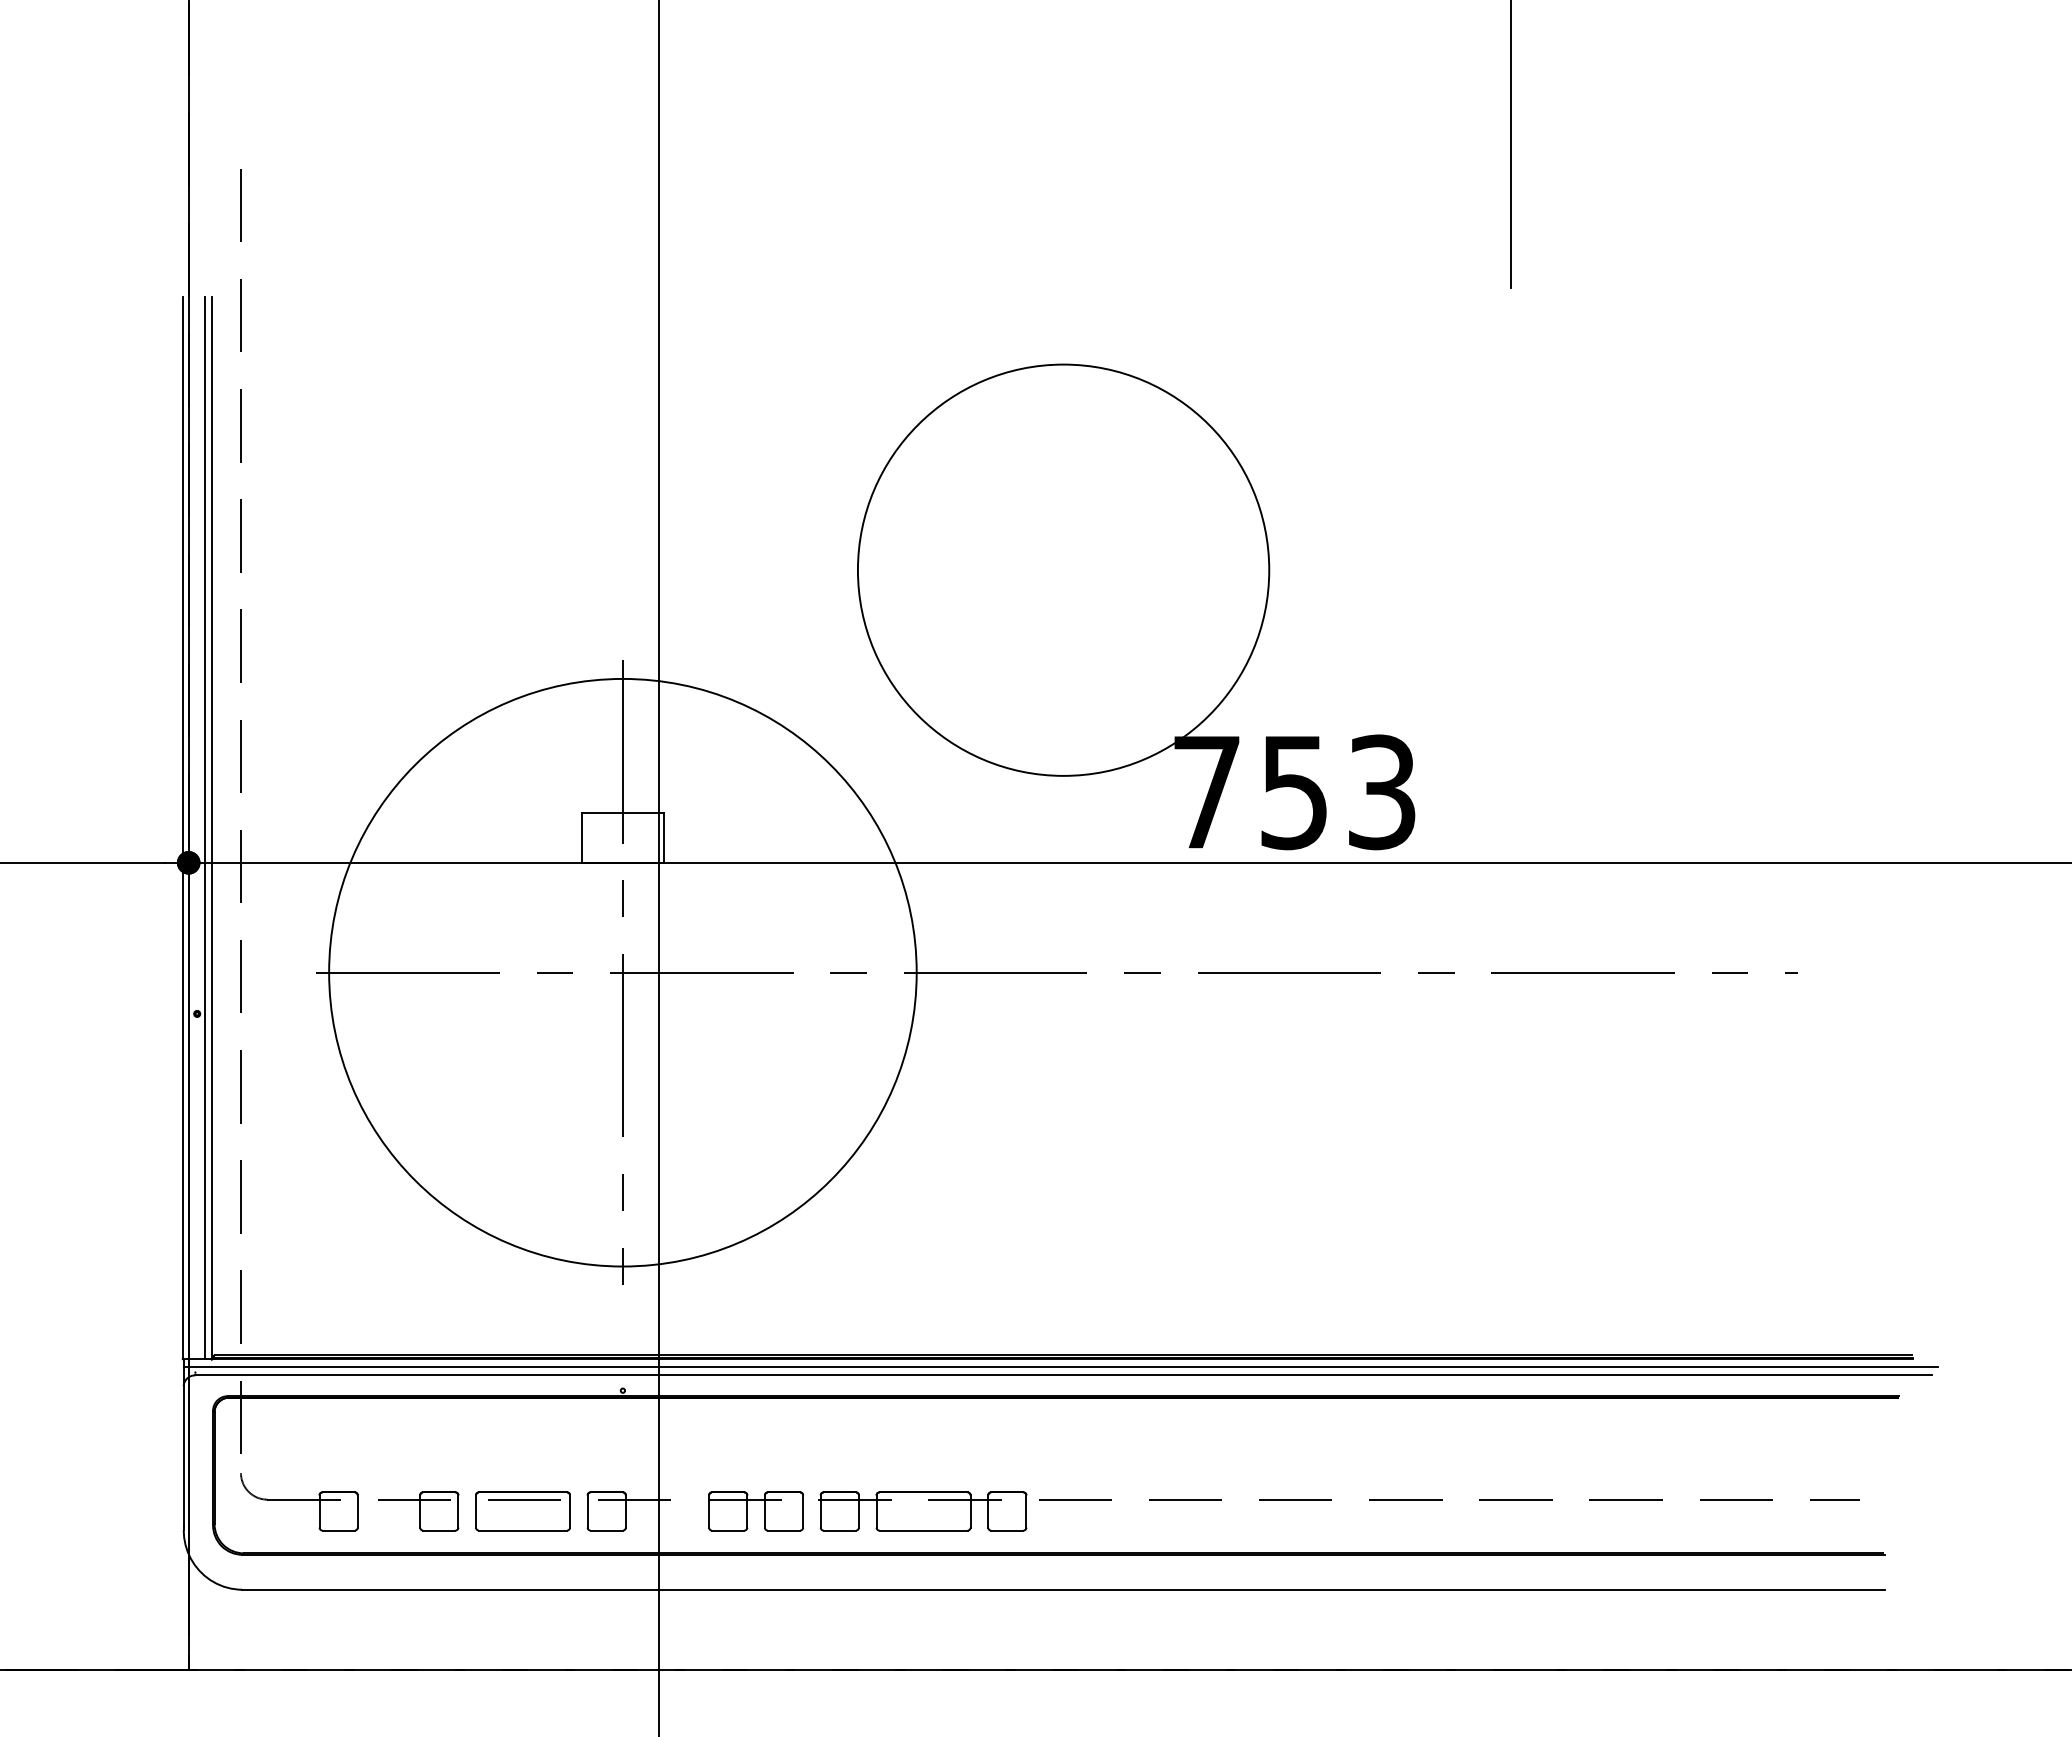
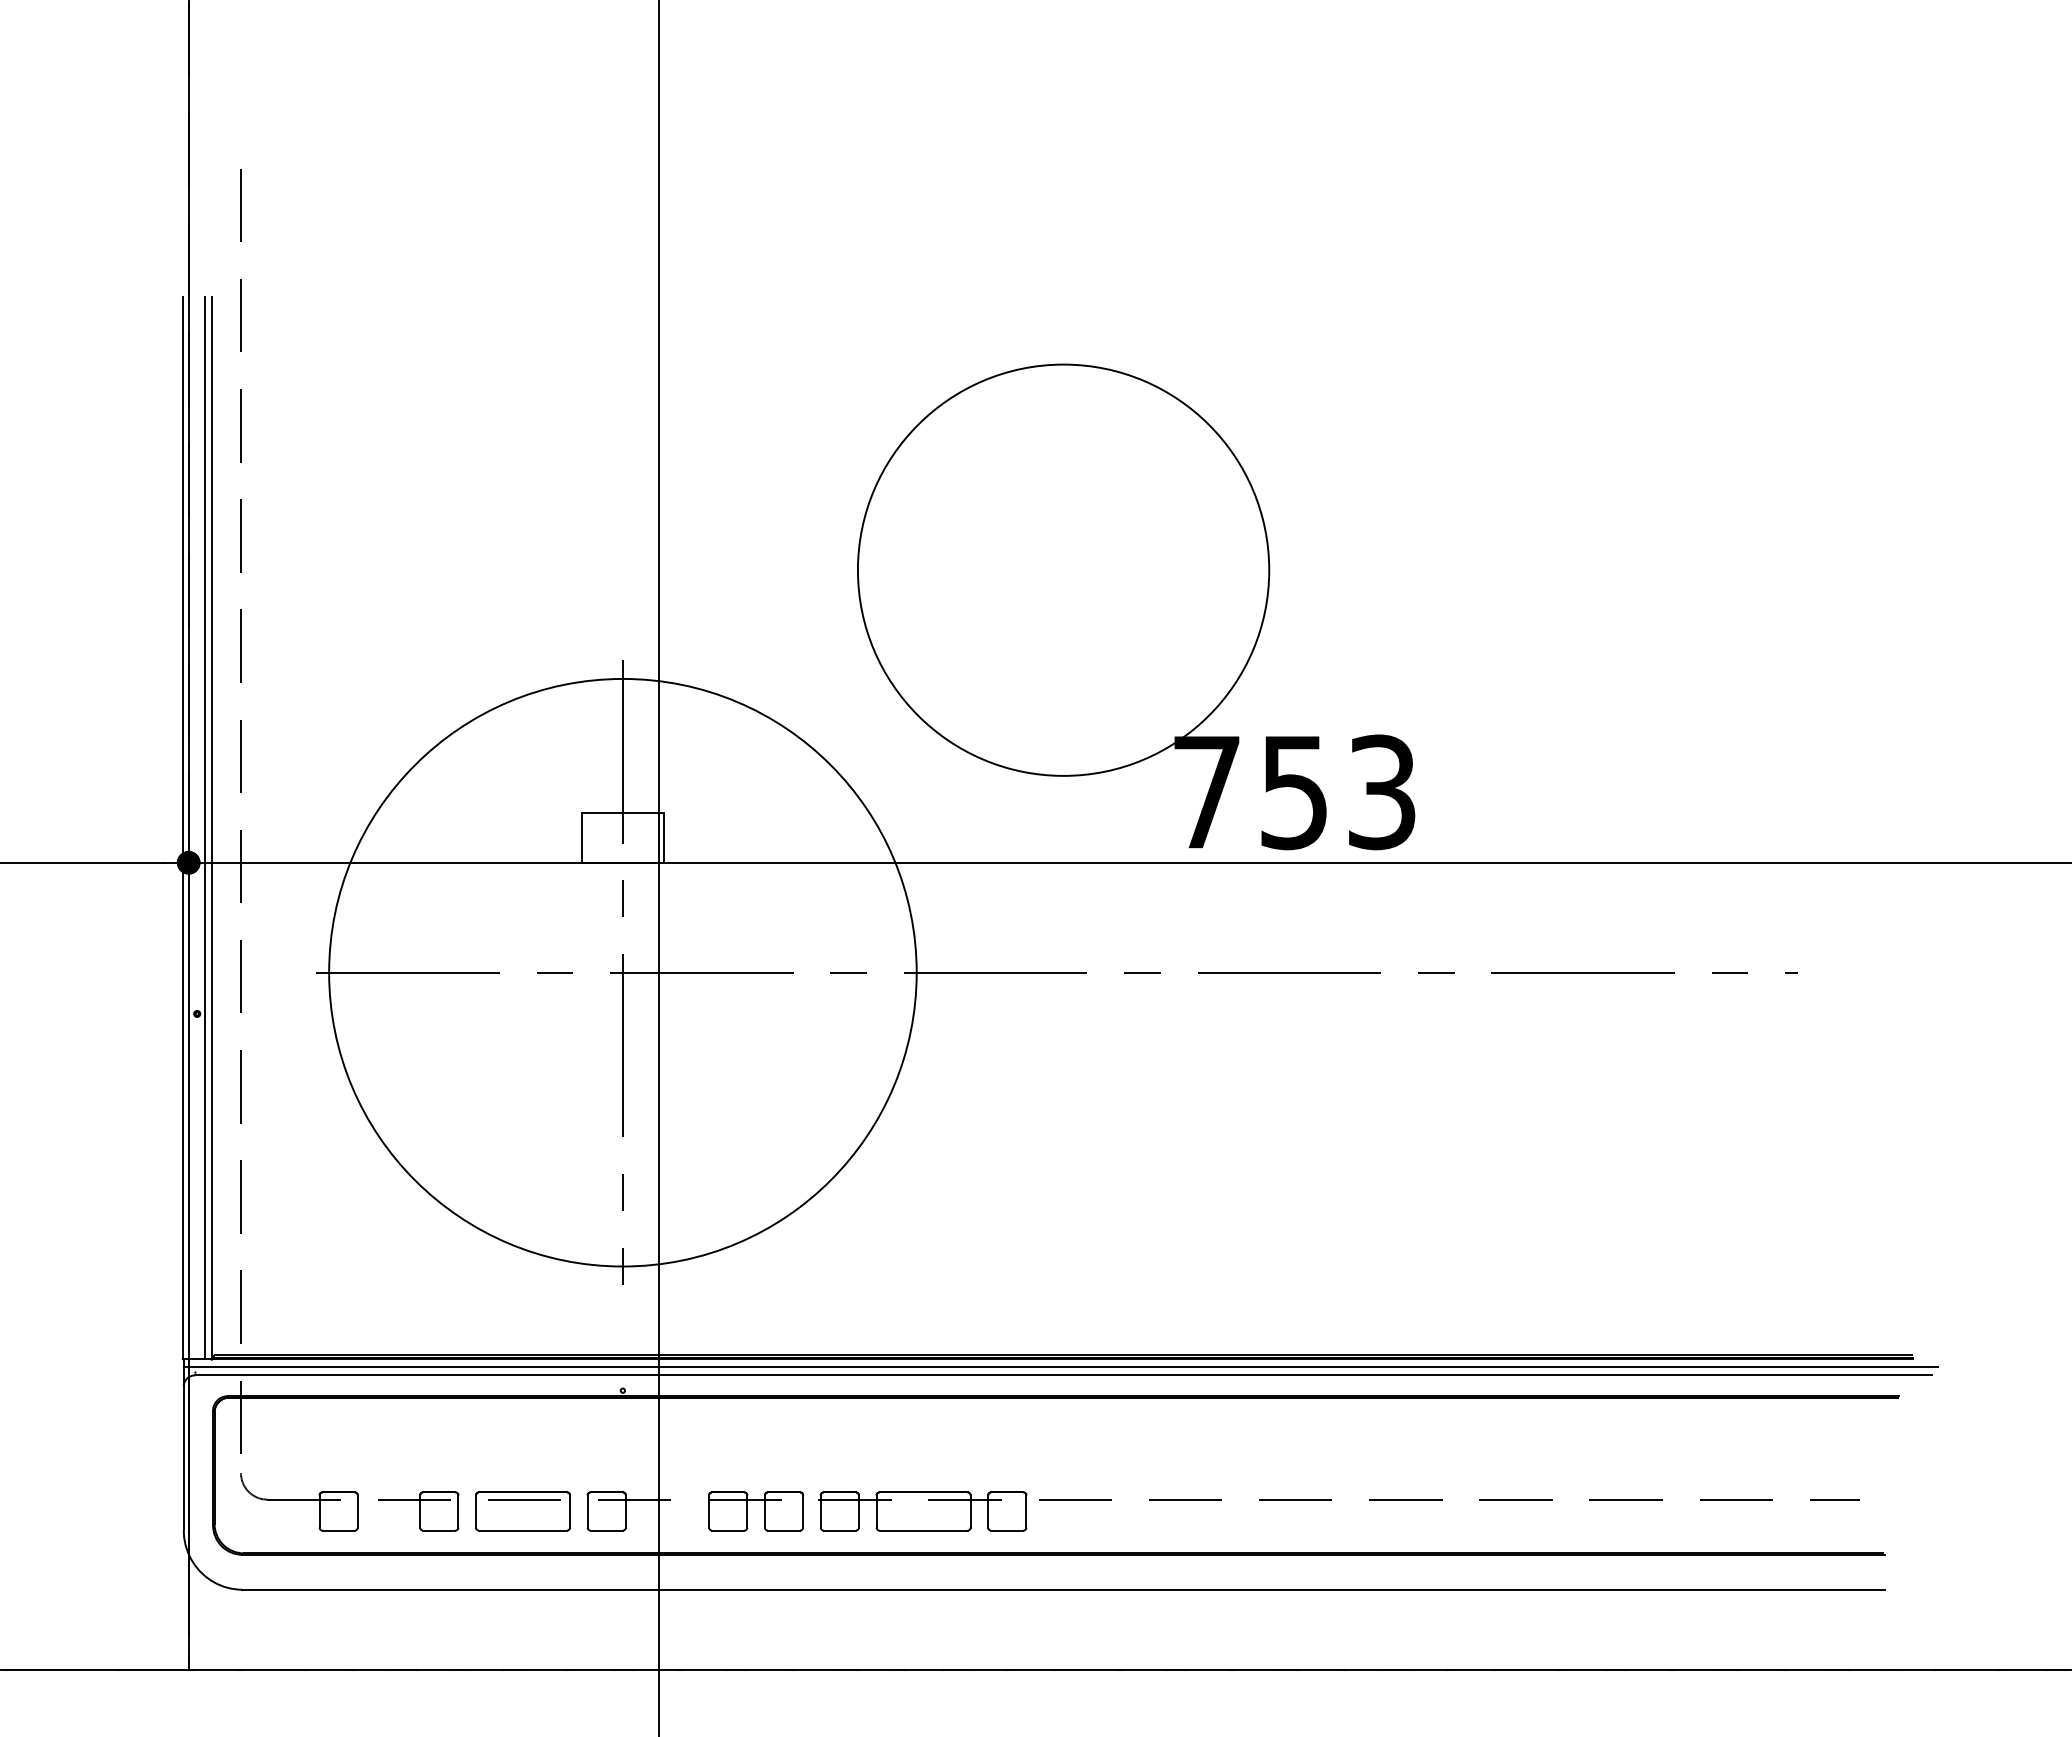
line: present -> none (1510, 144)
